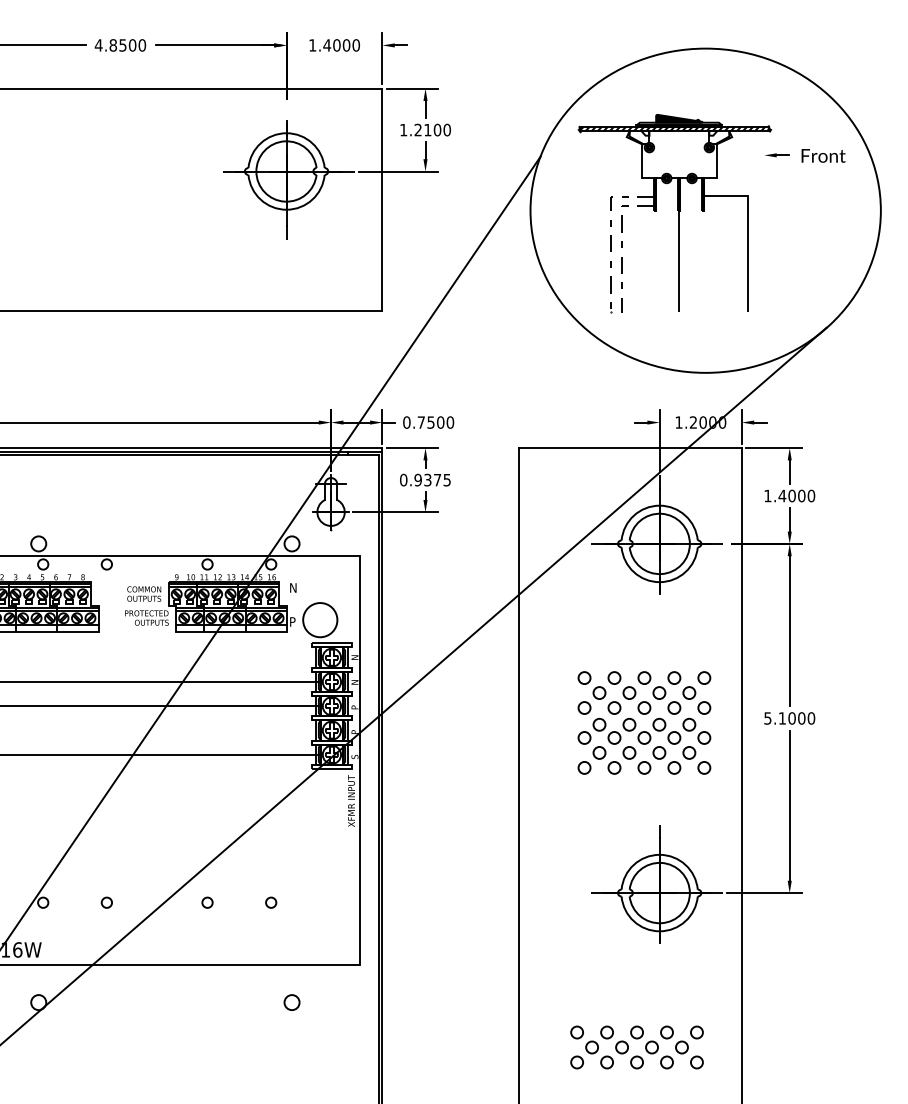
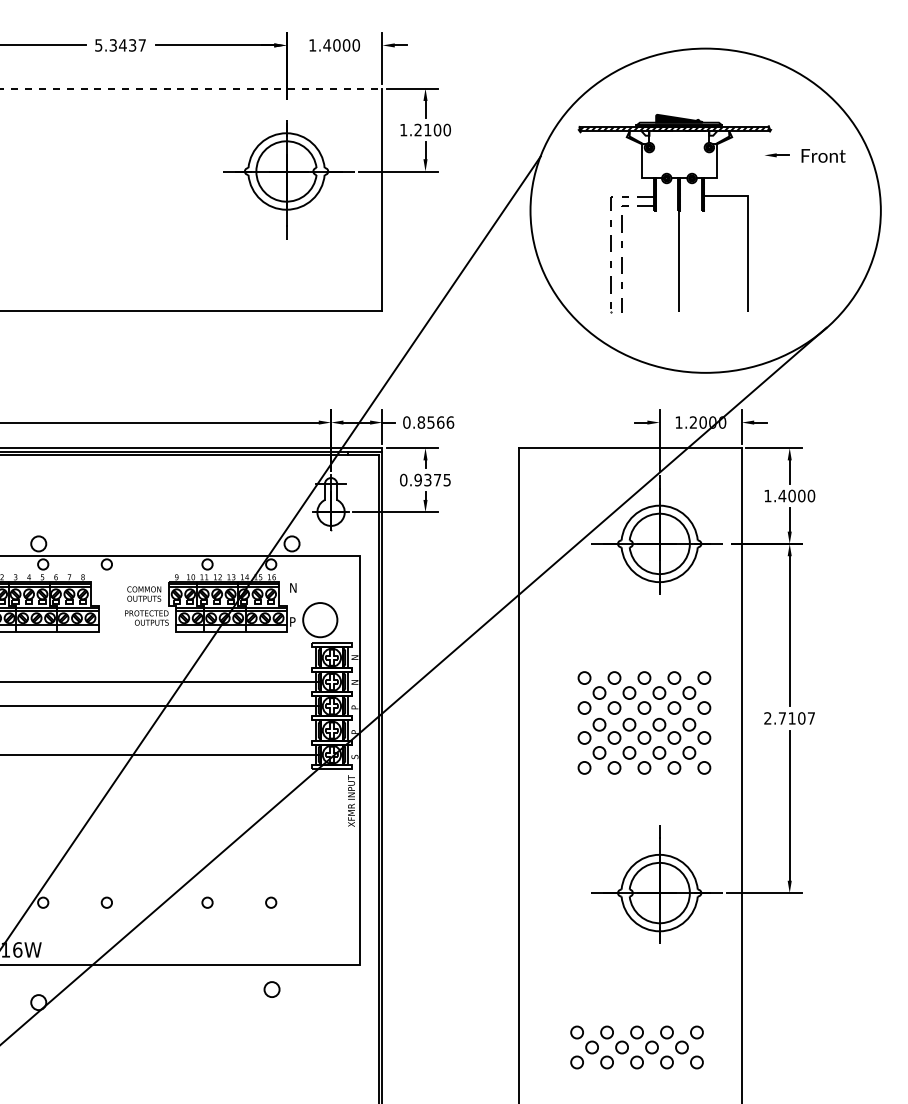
text: 4.8500 -> 5.3437 (120, 45)
line: solid -> dashed (191, 88)
text: 0.7500 -> 0.8566 (435, 422)
text: 5.1000 -> 2.7107 (789, 718)
circle position: (291, 1002) -> (271, 989) (271, 989)
